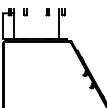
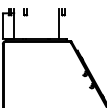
part: present -> none (47, 12)
